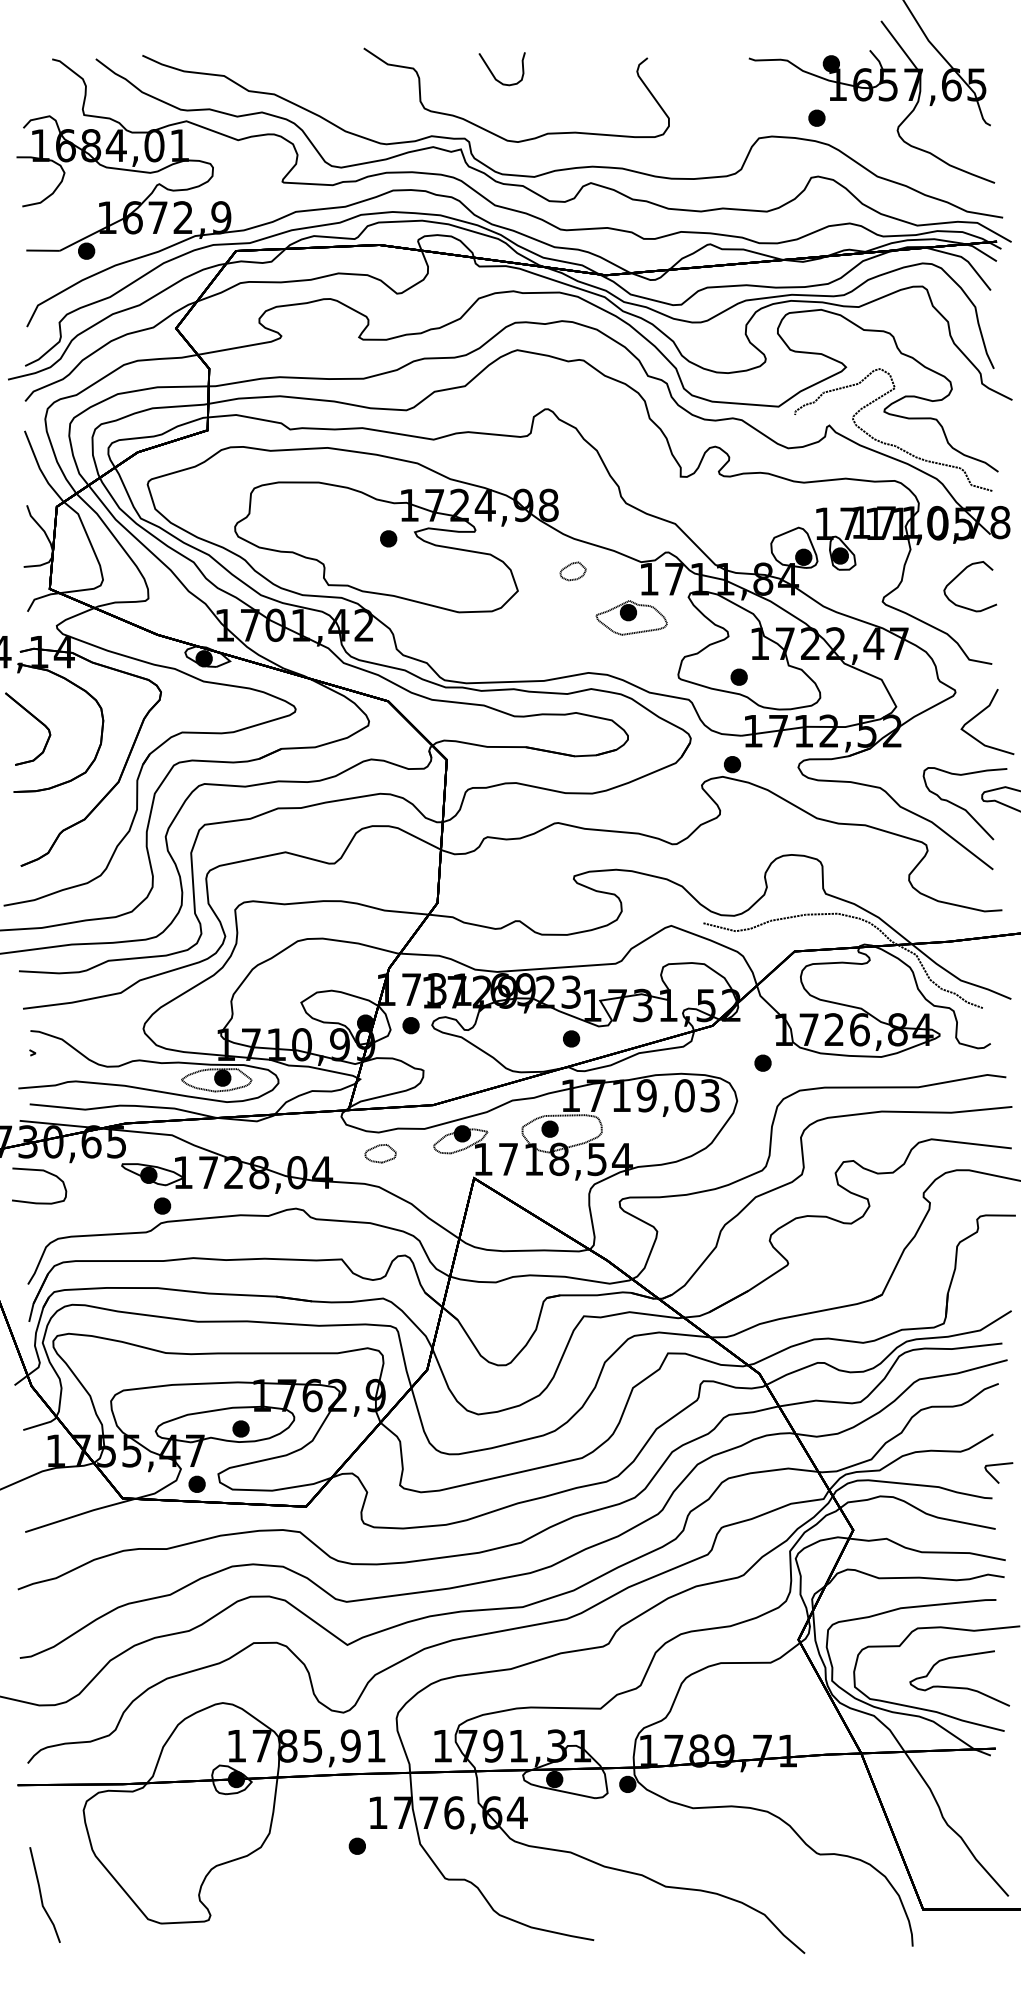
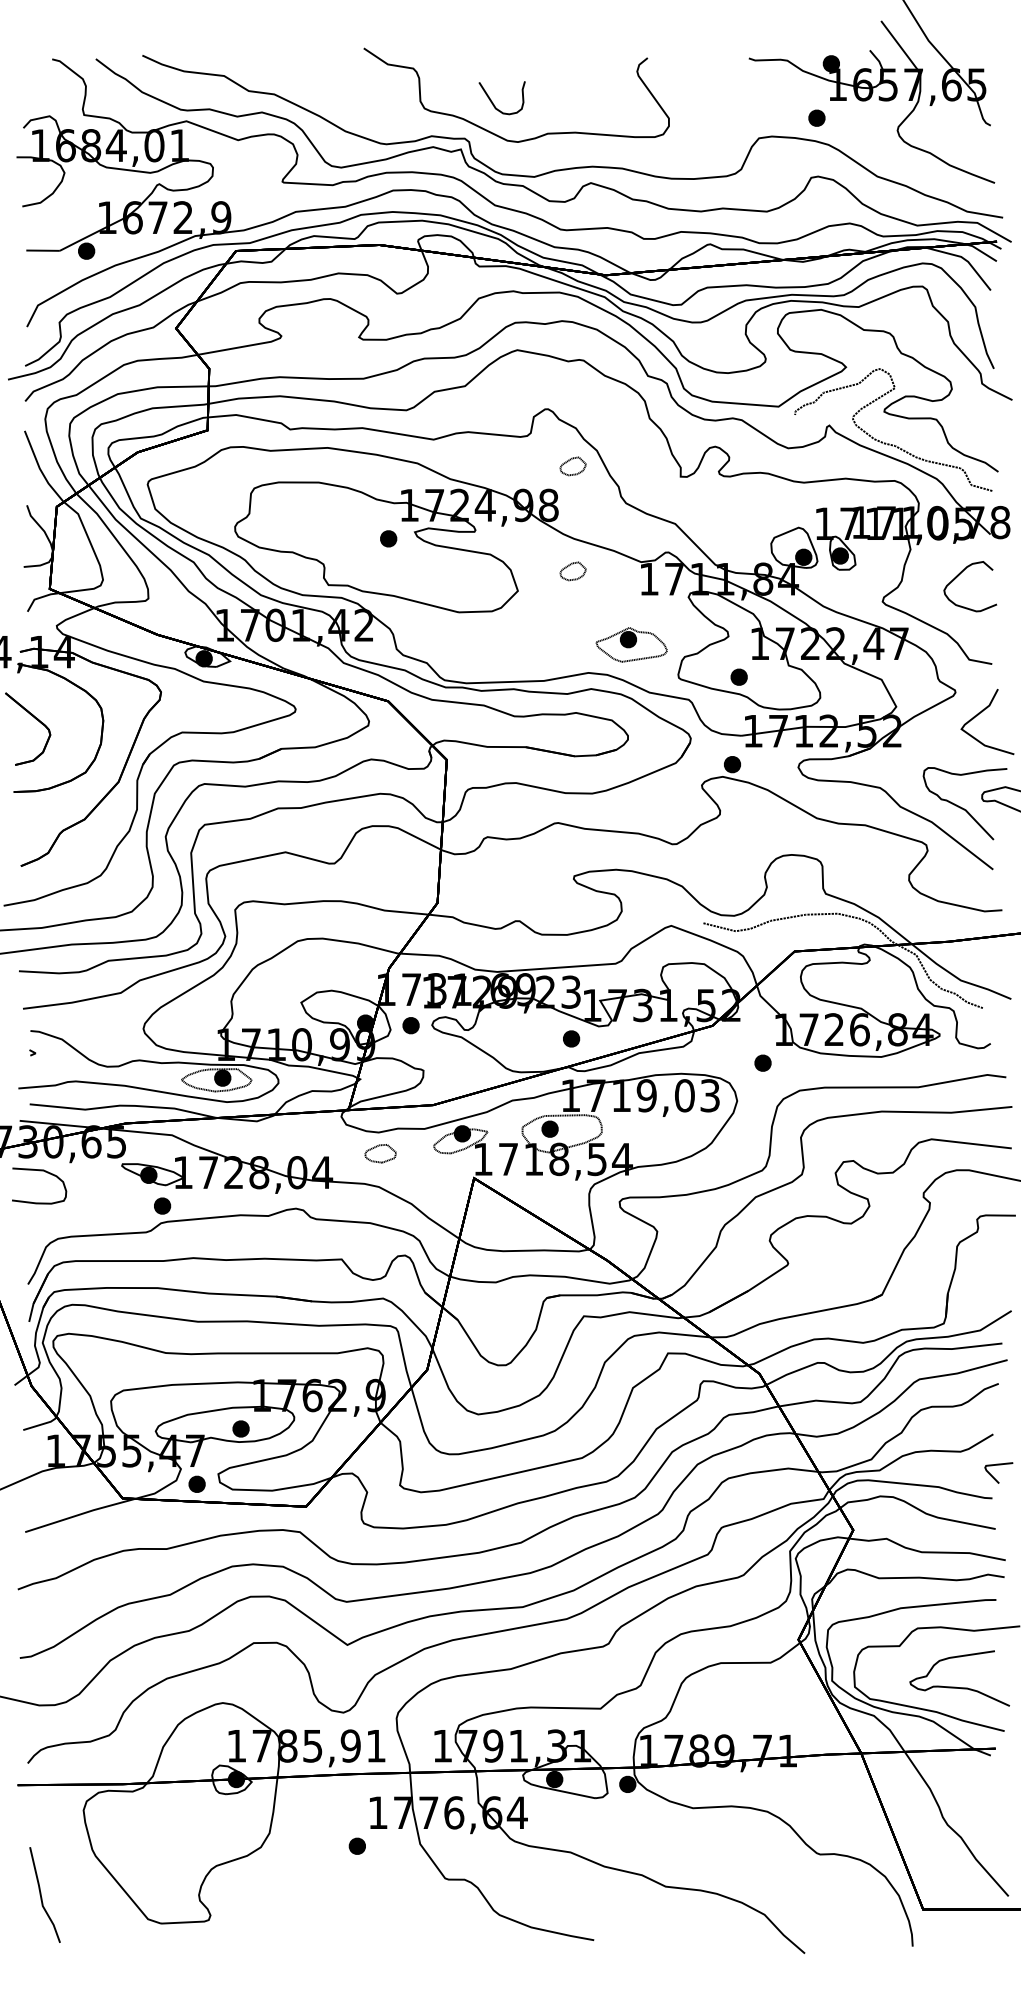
curve position: (493, 73) -> (493, 102) (493, 102)
part: none -> present (572, 466)
part position: (631, 617) -> (631, 644) (631, 644)
